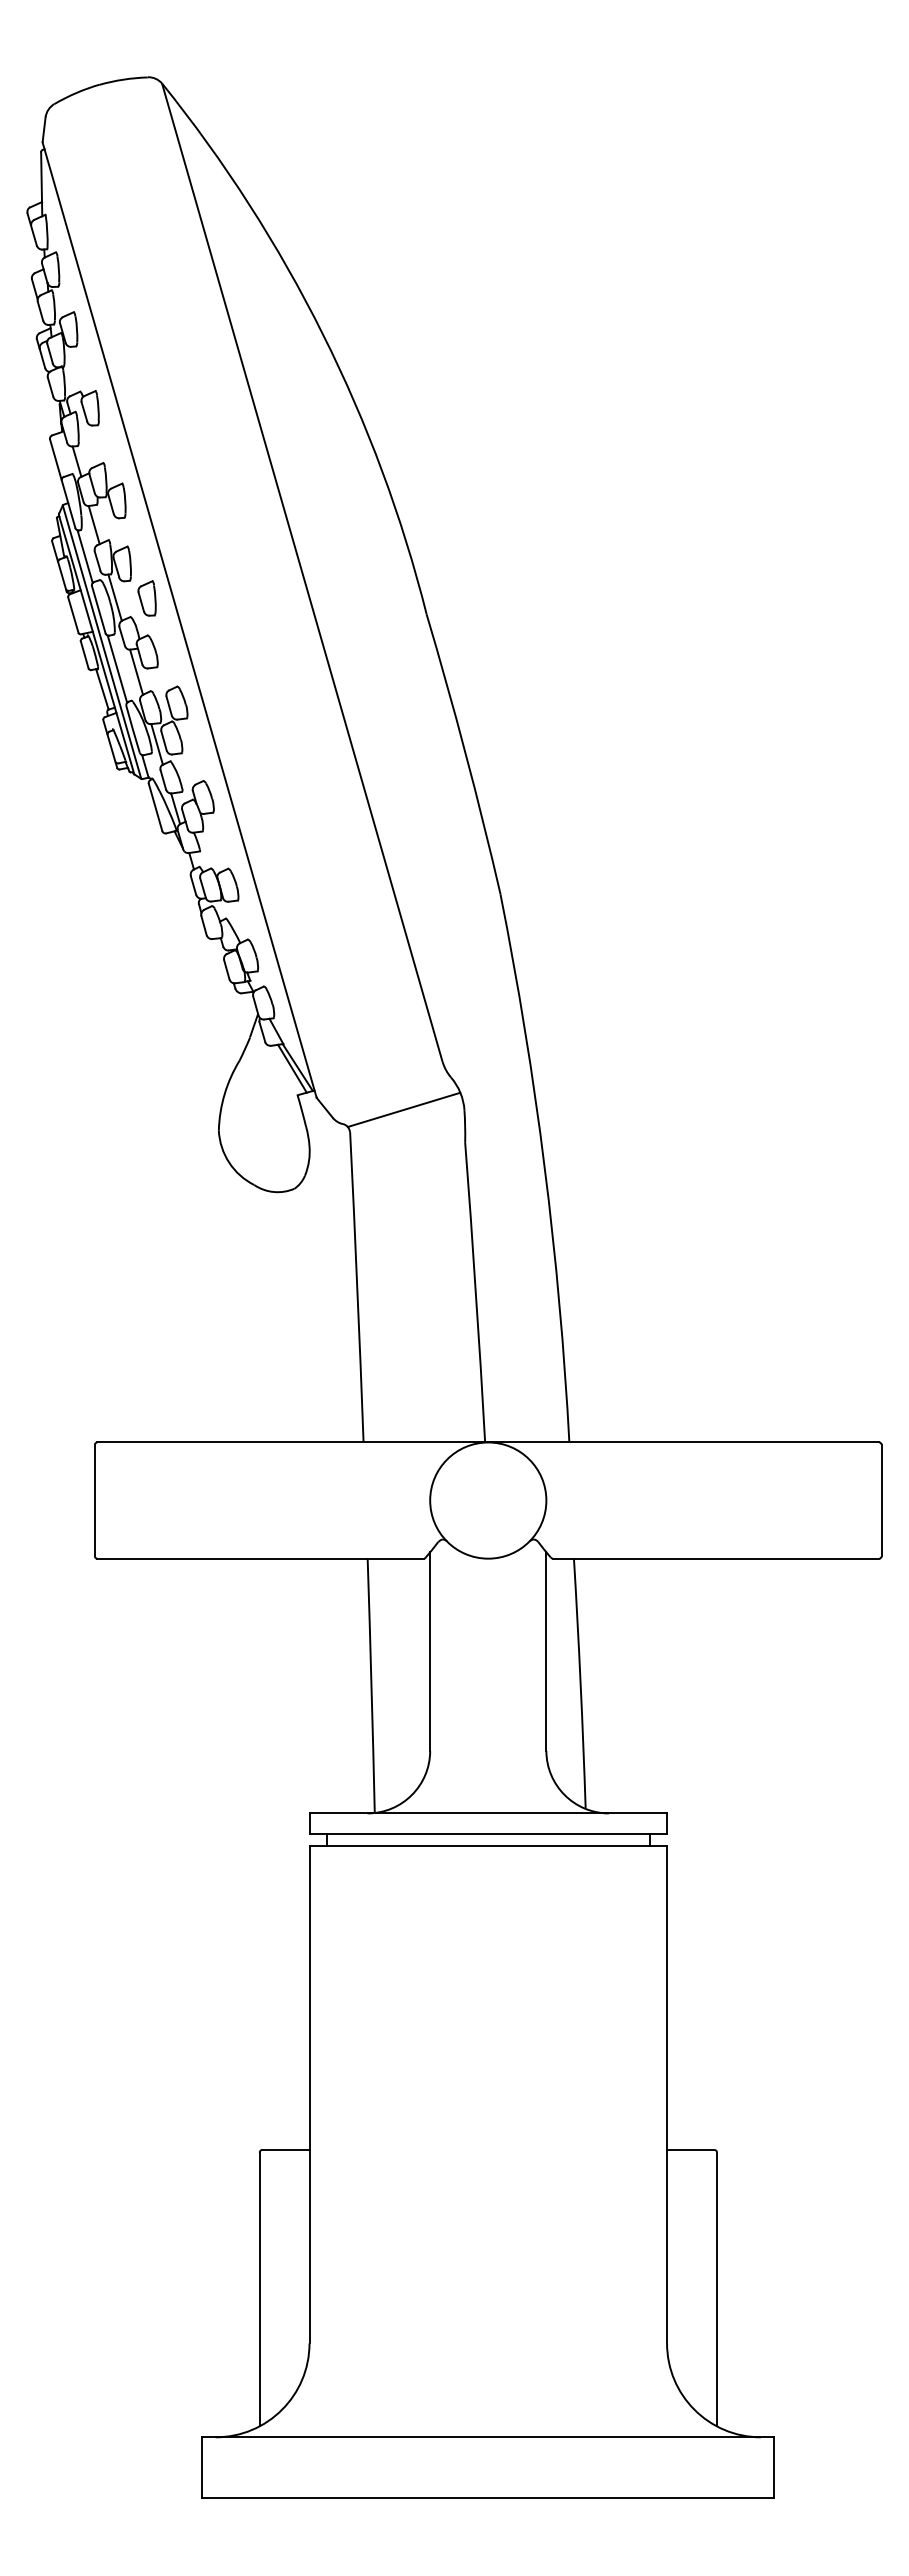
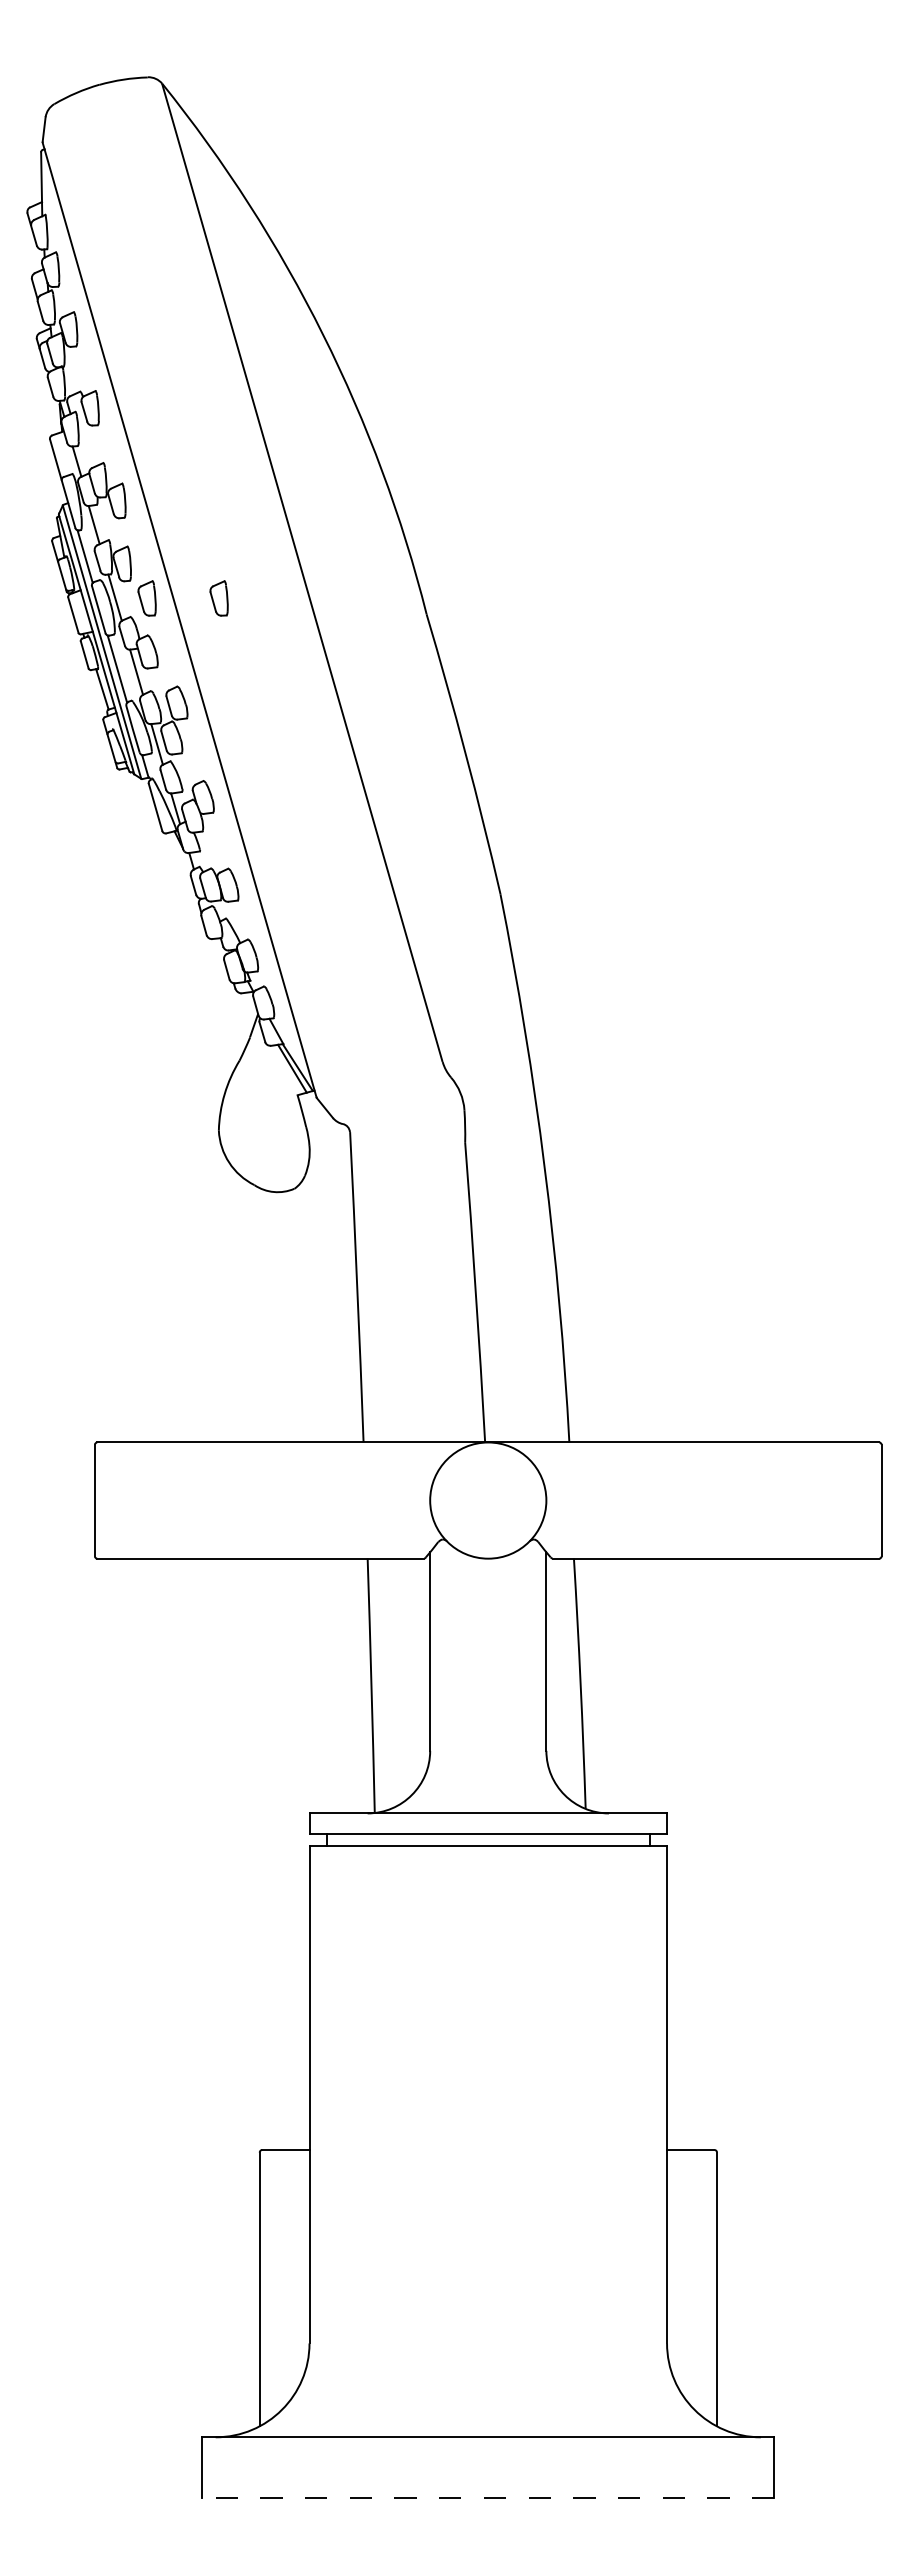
part: none -> present (218, 598)
line: present -> none (403, 1109)
line: solid -> dashed (487, 2497)
